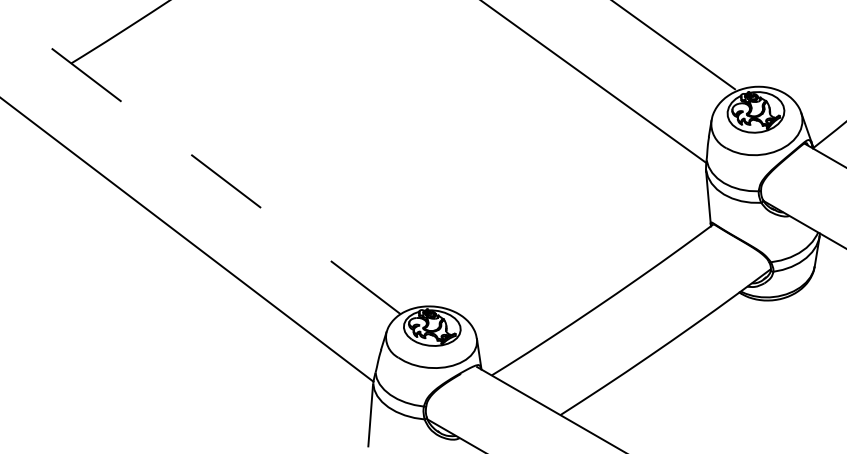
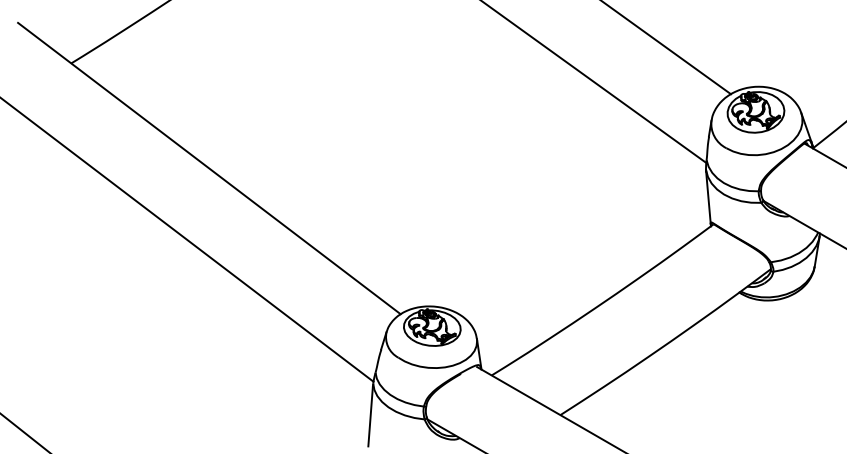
line position: (674, 45) -> (667, 48) (667, 48)
line: dashed -> solid (208, 168)
line: none -> present (24, 432)
